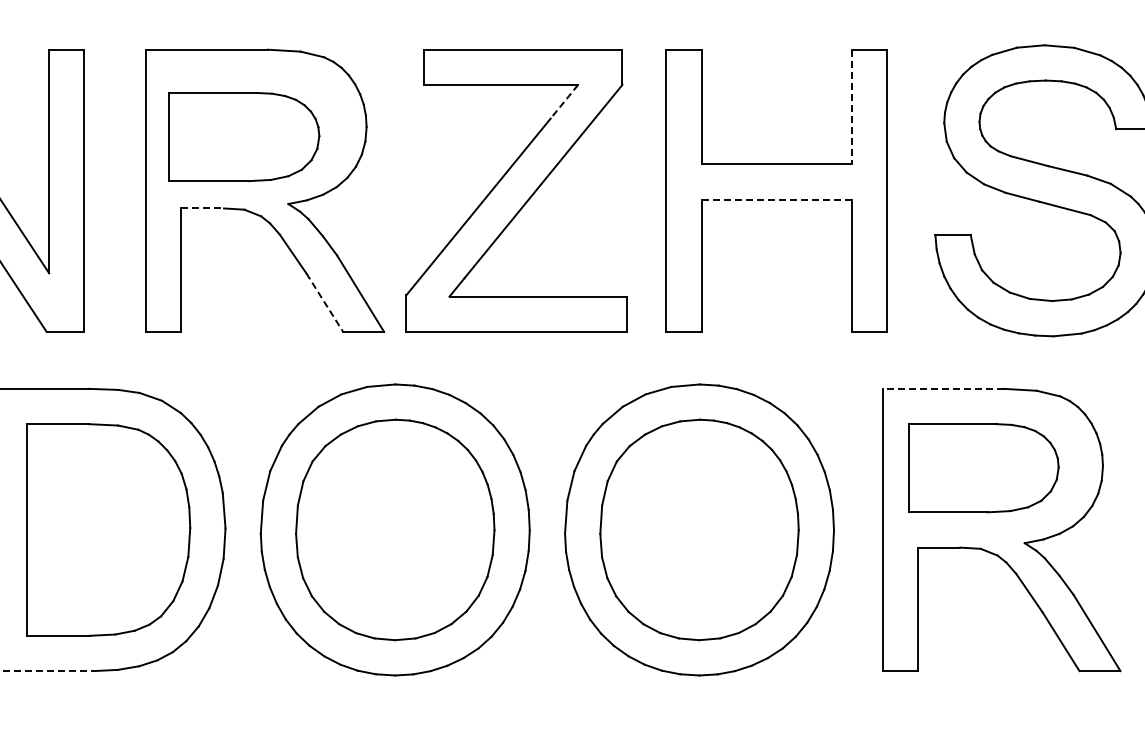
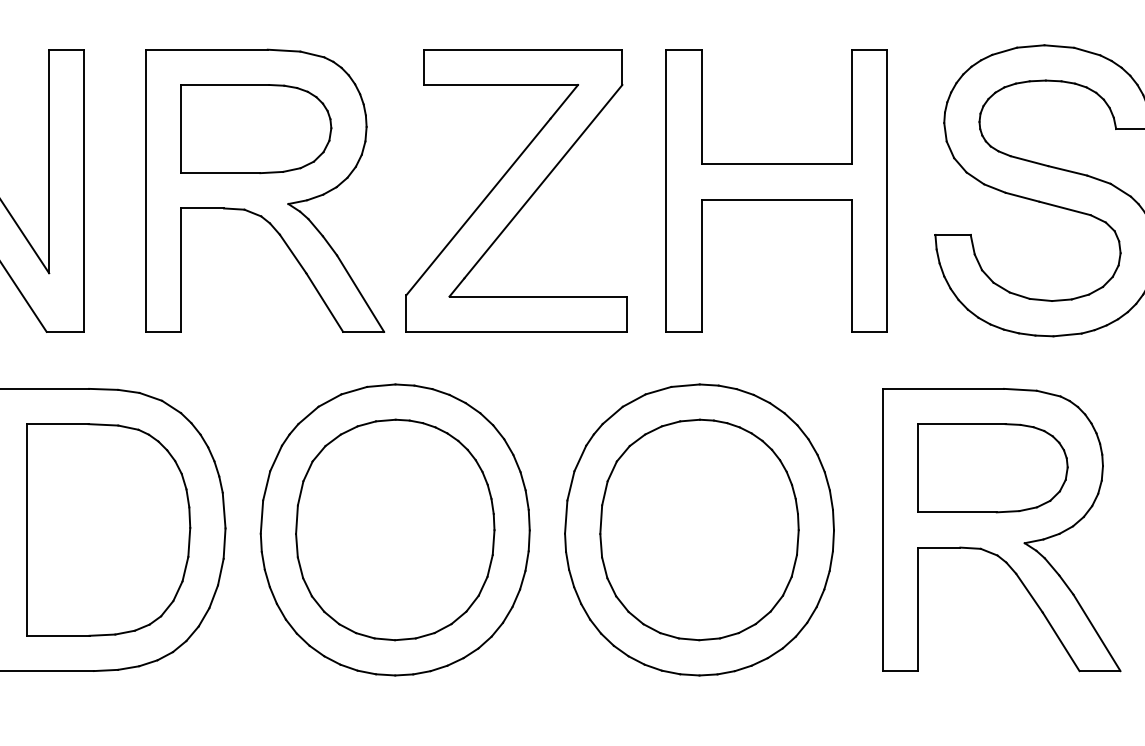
line: dashed -> solid (564, 101)
line: dashed -> solid (851, 107)
part position: (244, 137) -> (256, 129) (256, 129)
line: dashed -> solid (776, 199)
line: dashed -> solid (203, 208)
line: dashed -> solid (324, 302)
line: dashed -> solid (943, 388)
part position: (983, 468) -> (992, 468) (992, 468)
line: dashed -> solid (47, 671)
